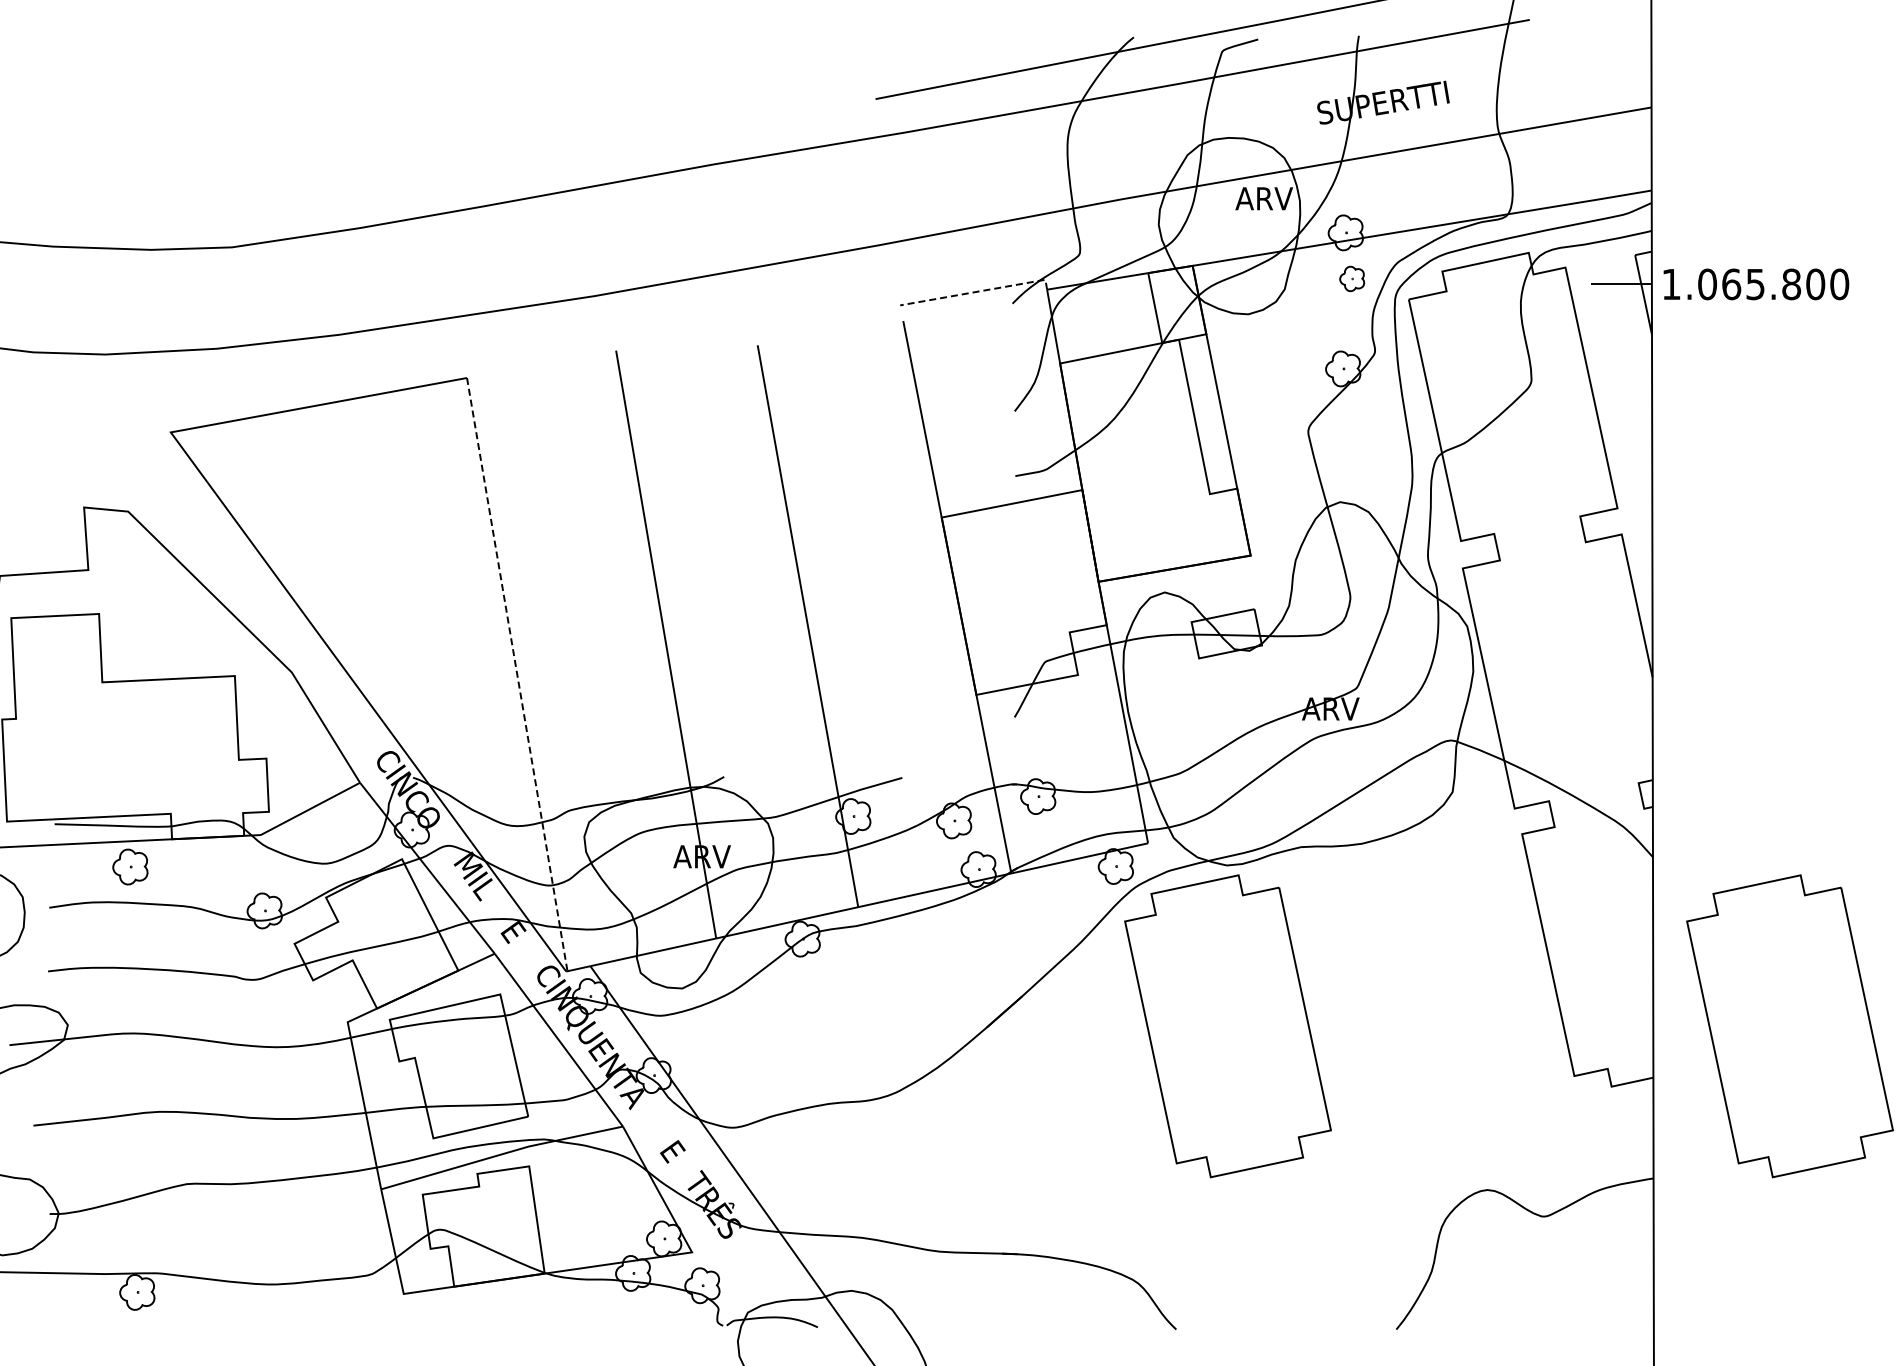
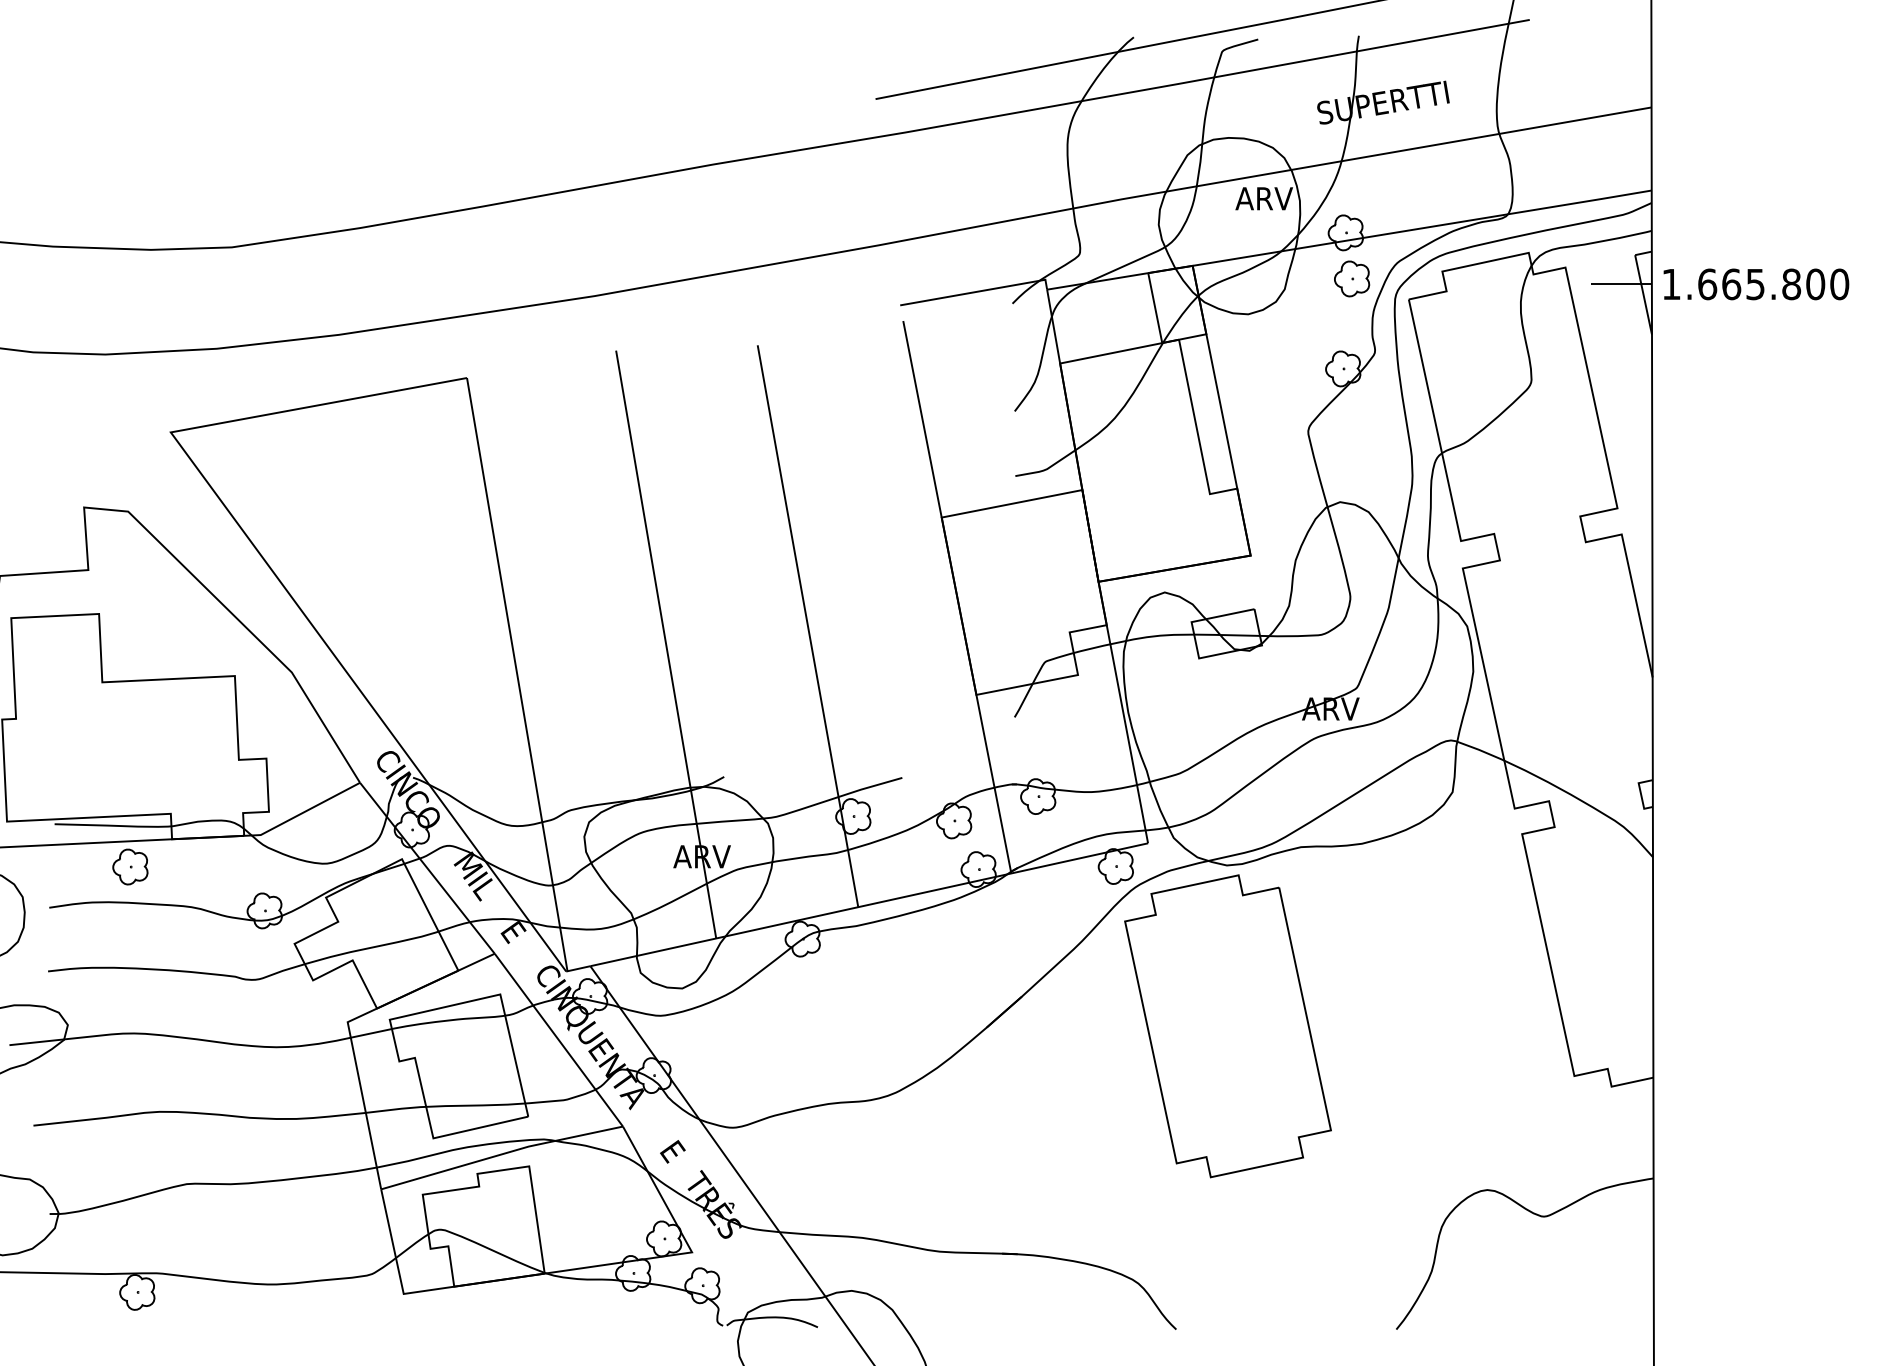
part size: 27x28 px -> 37x38 px (1352, 278)
text: 1.065.800 -> 1.665.800 (1707, 284)
line: dashed -> solid (978, 291)
line: dashed -> solid (517, 674)
part: present -> none (1789, 1026)
